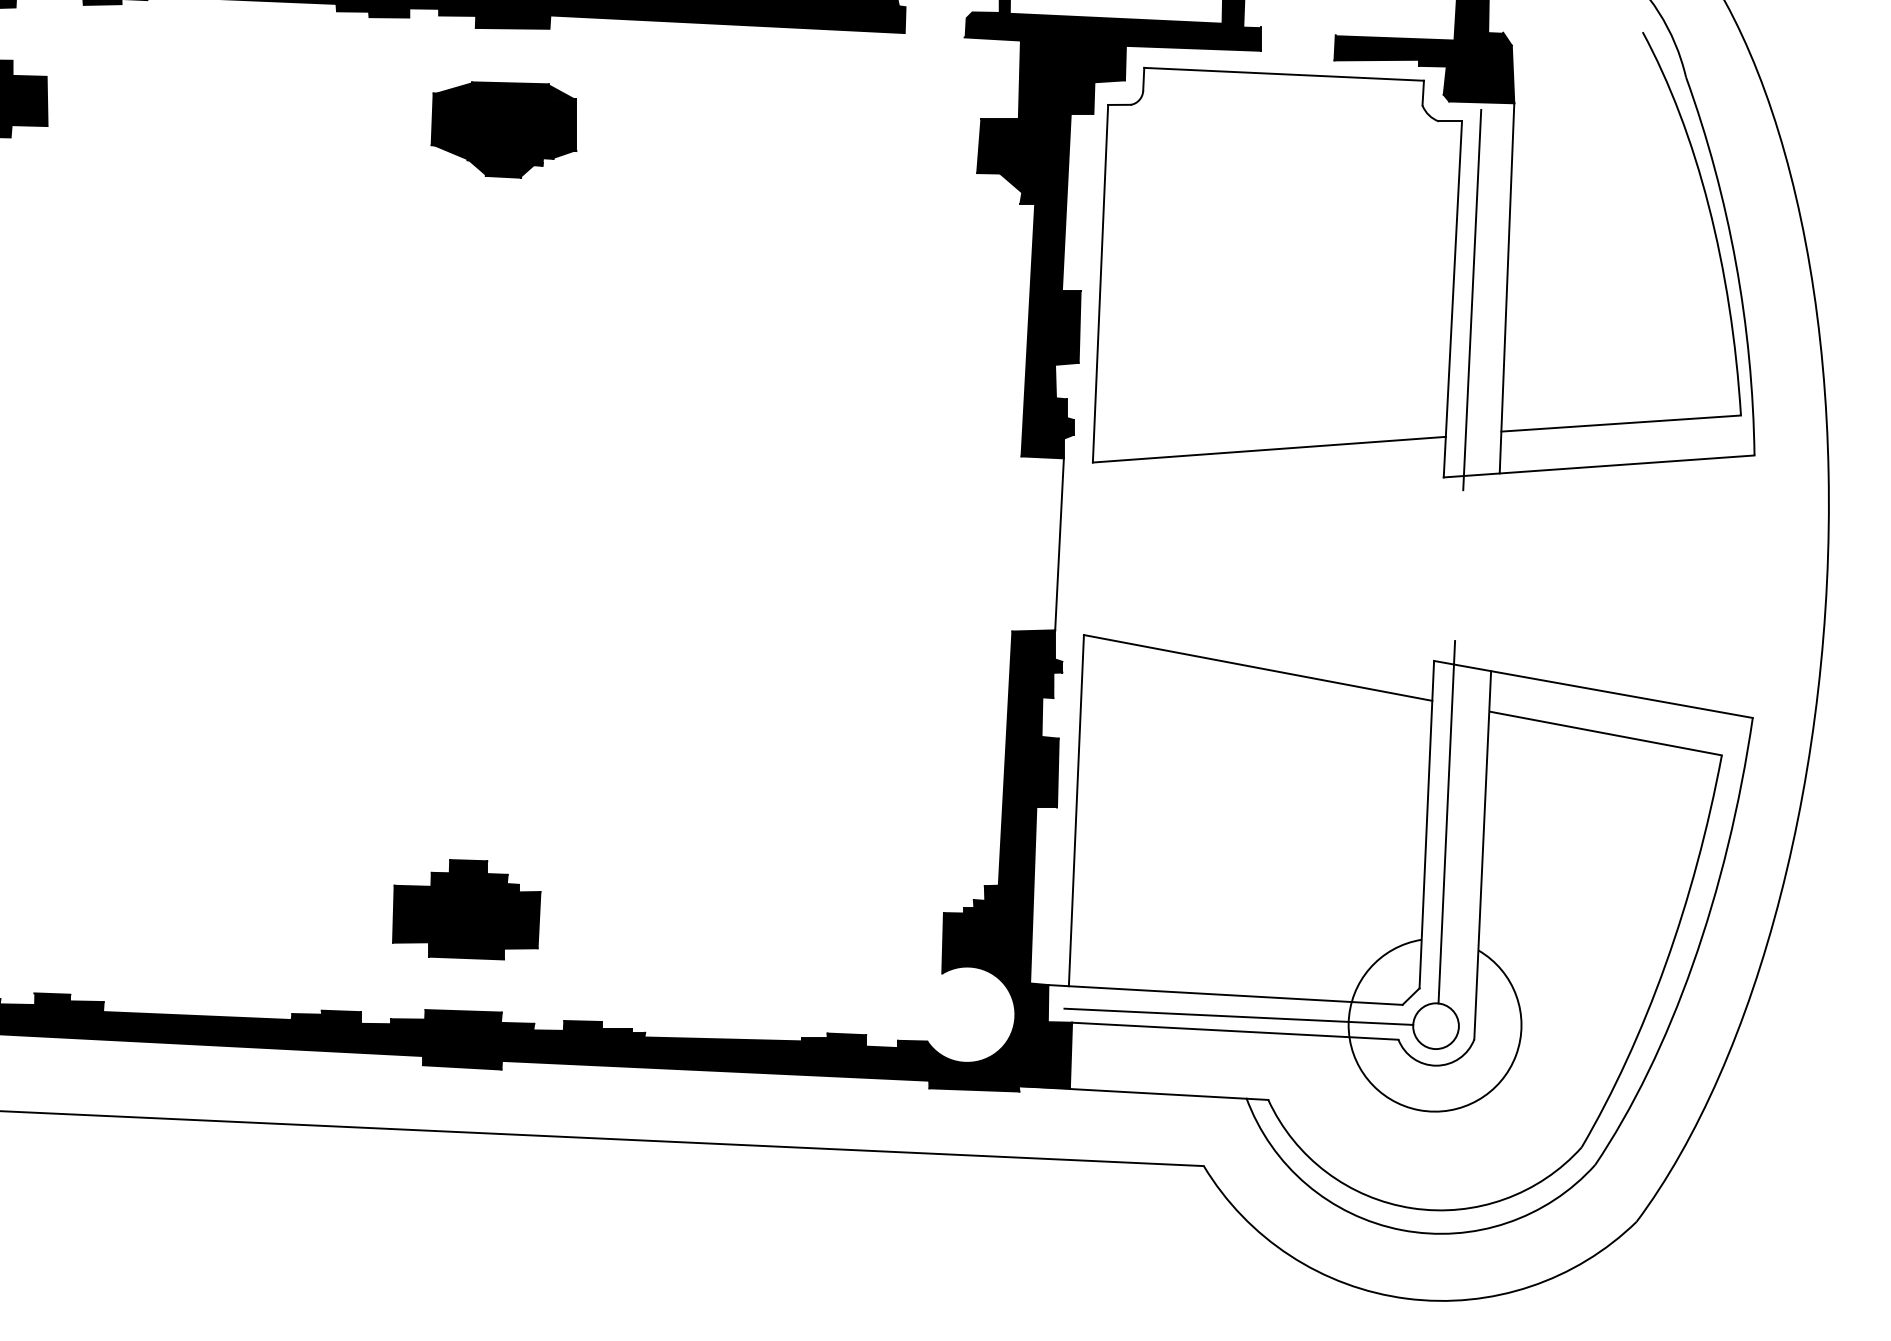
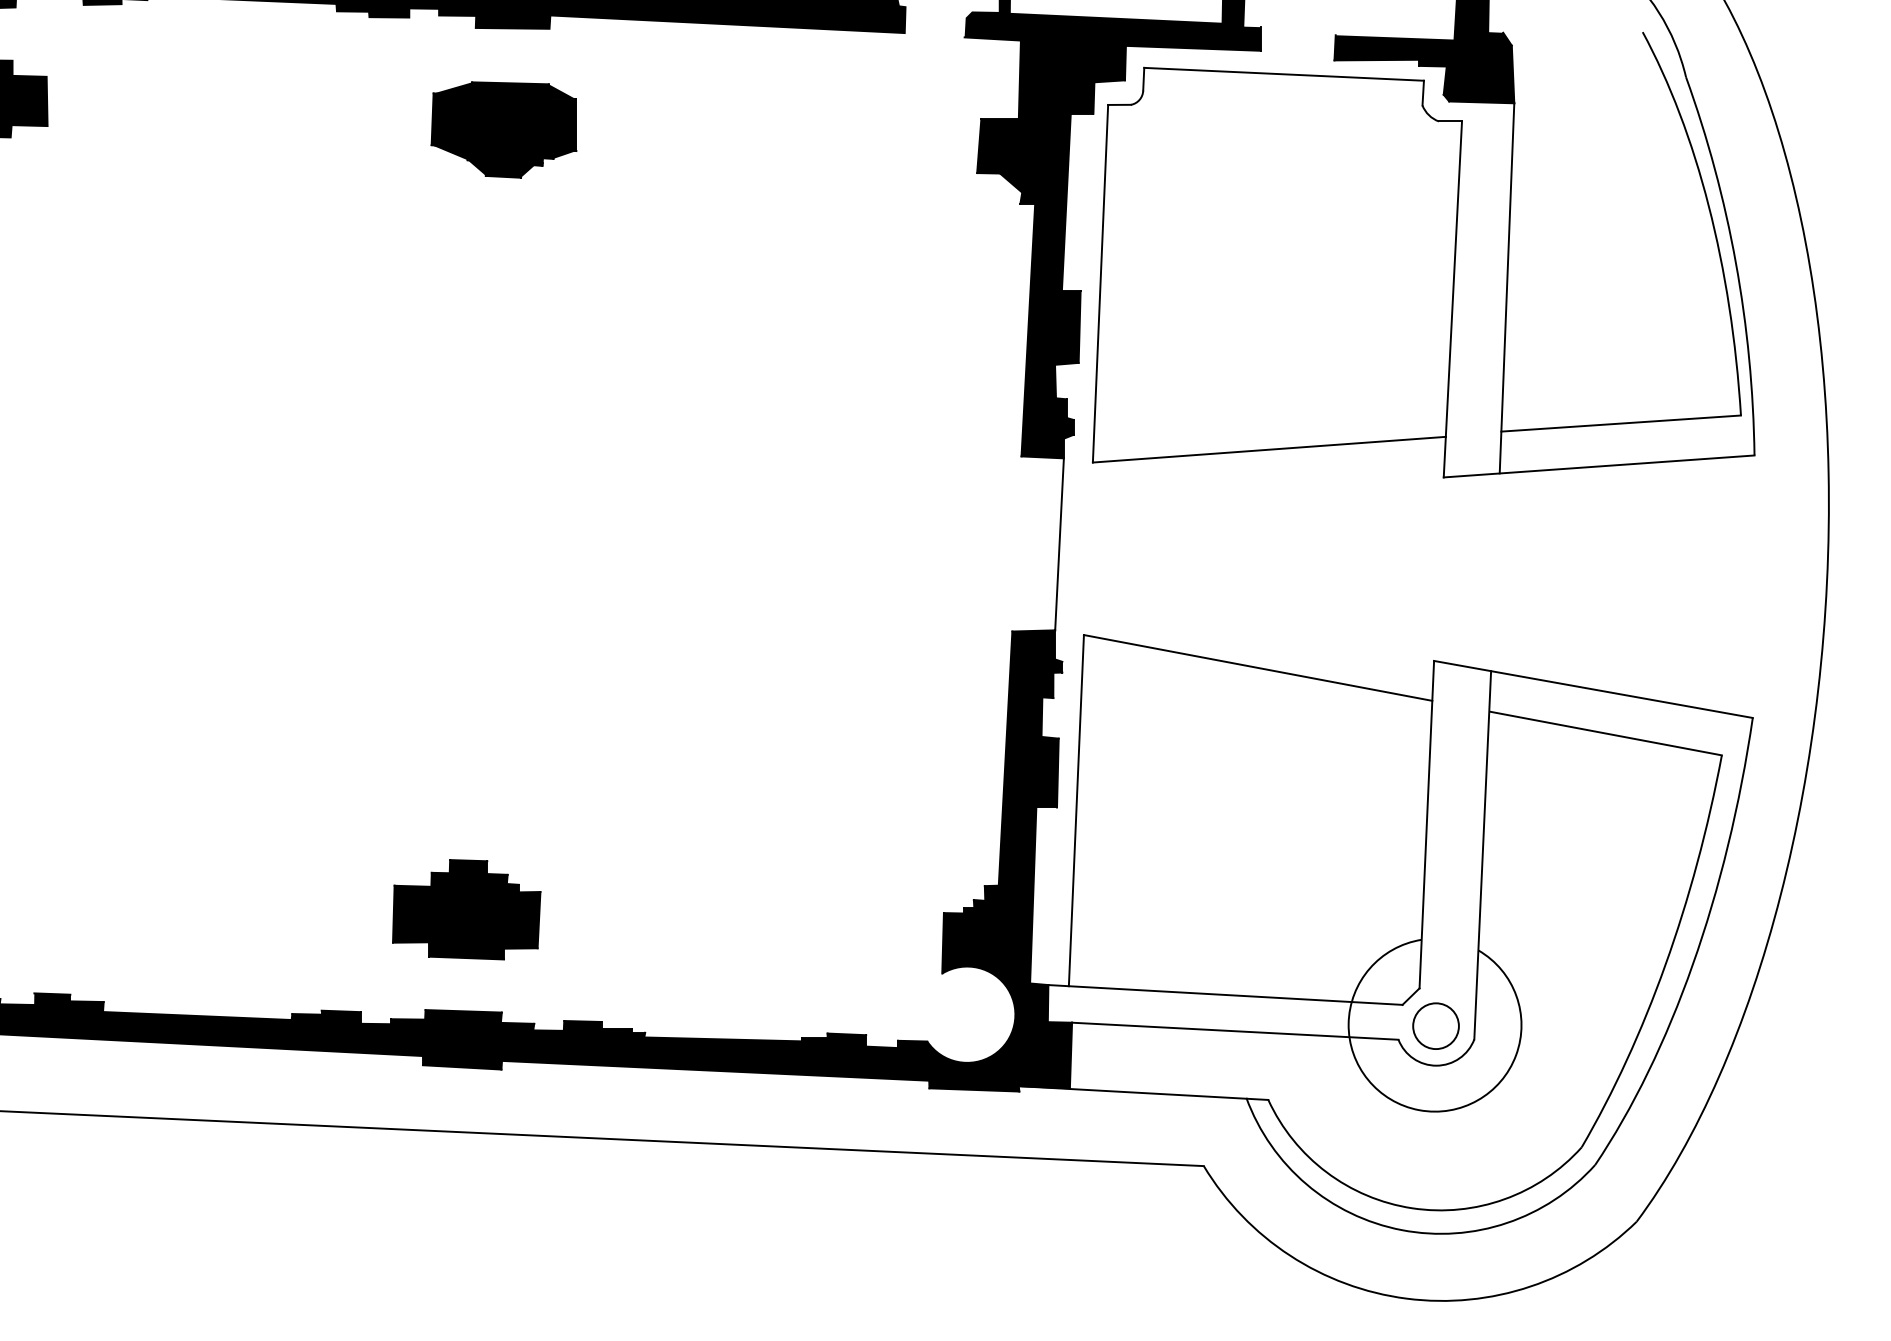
line: present -> none (1472, 299)
line: present -> none (1446, 822)
line: present -> none (1238, 1016)
